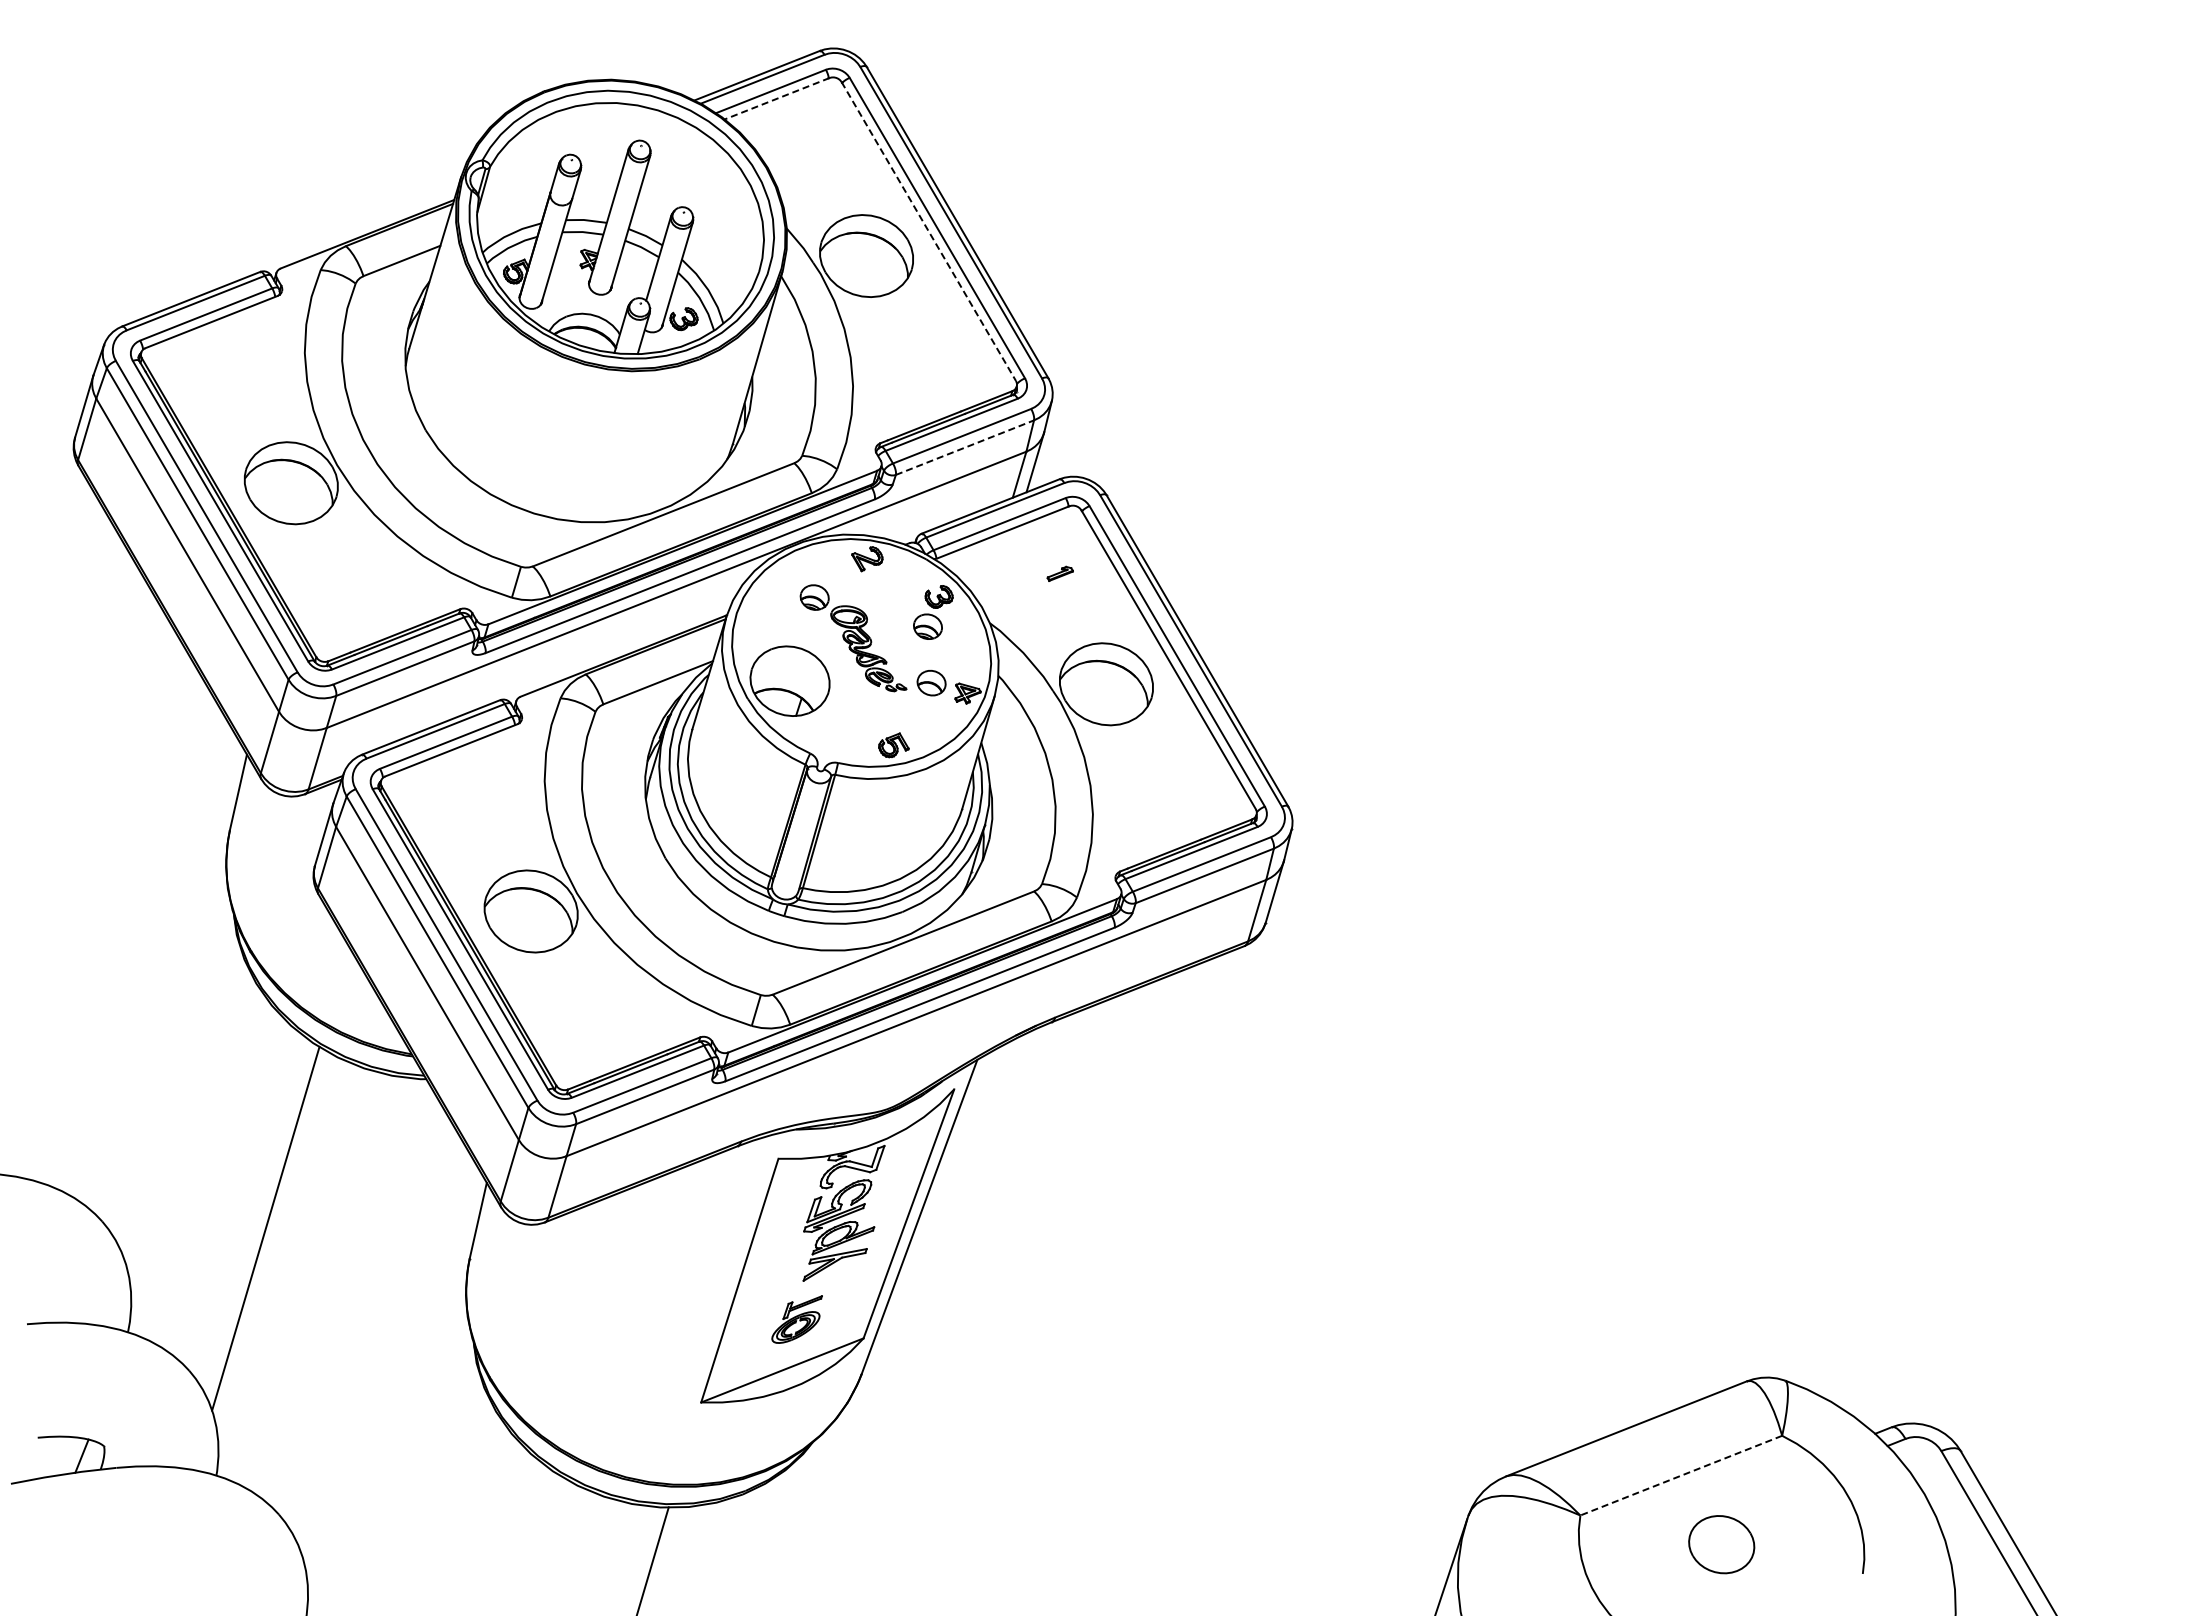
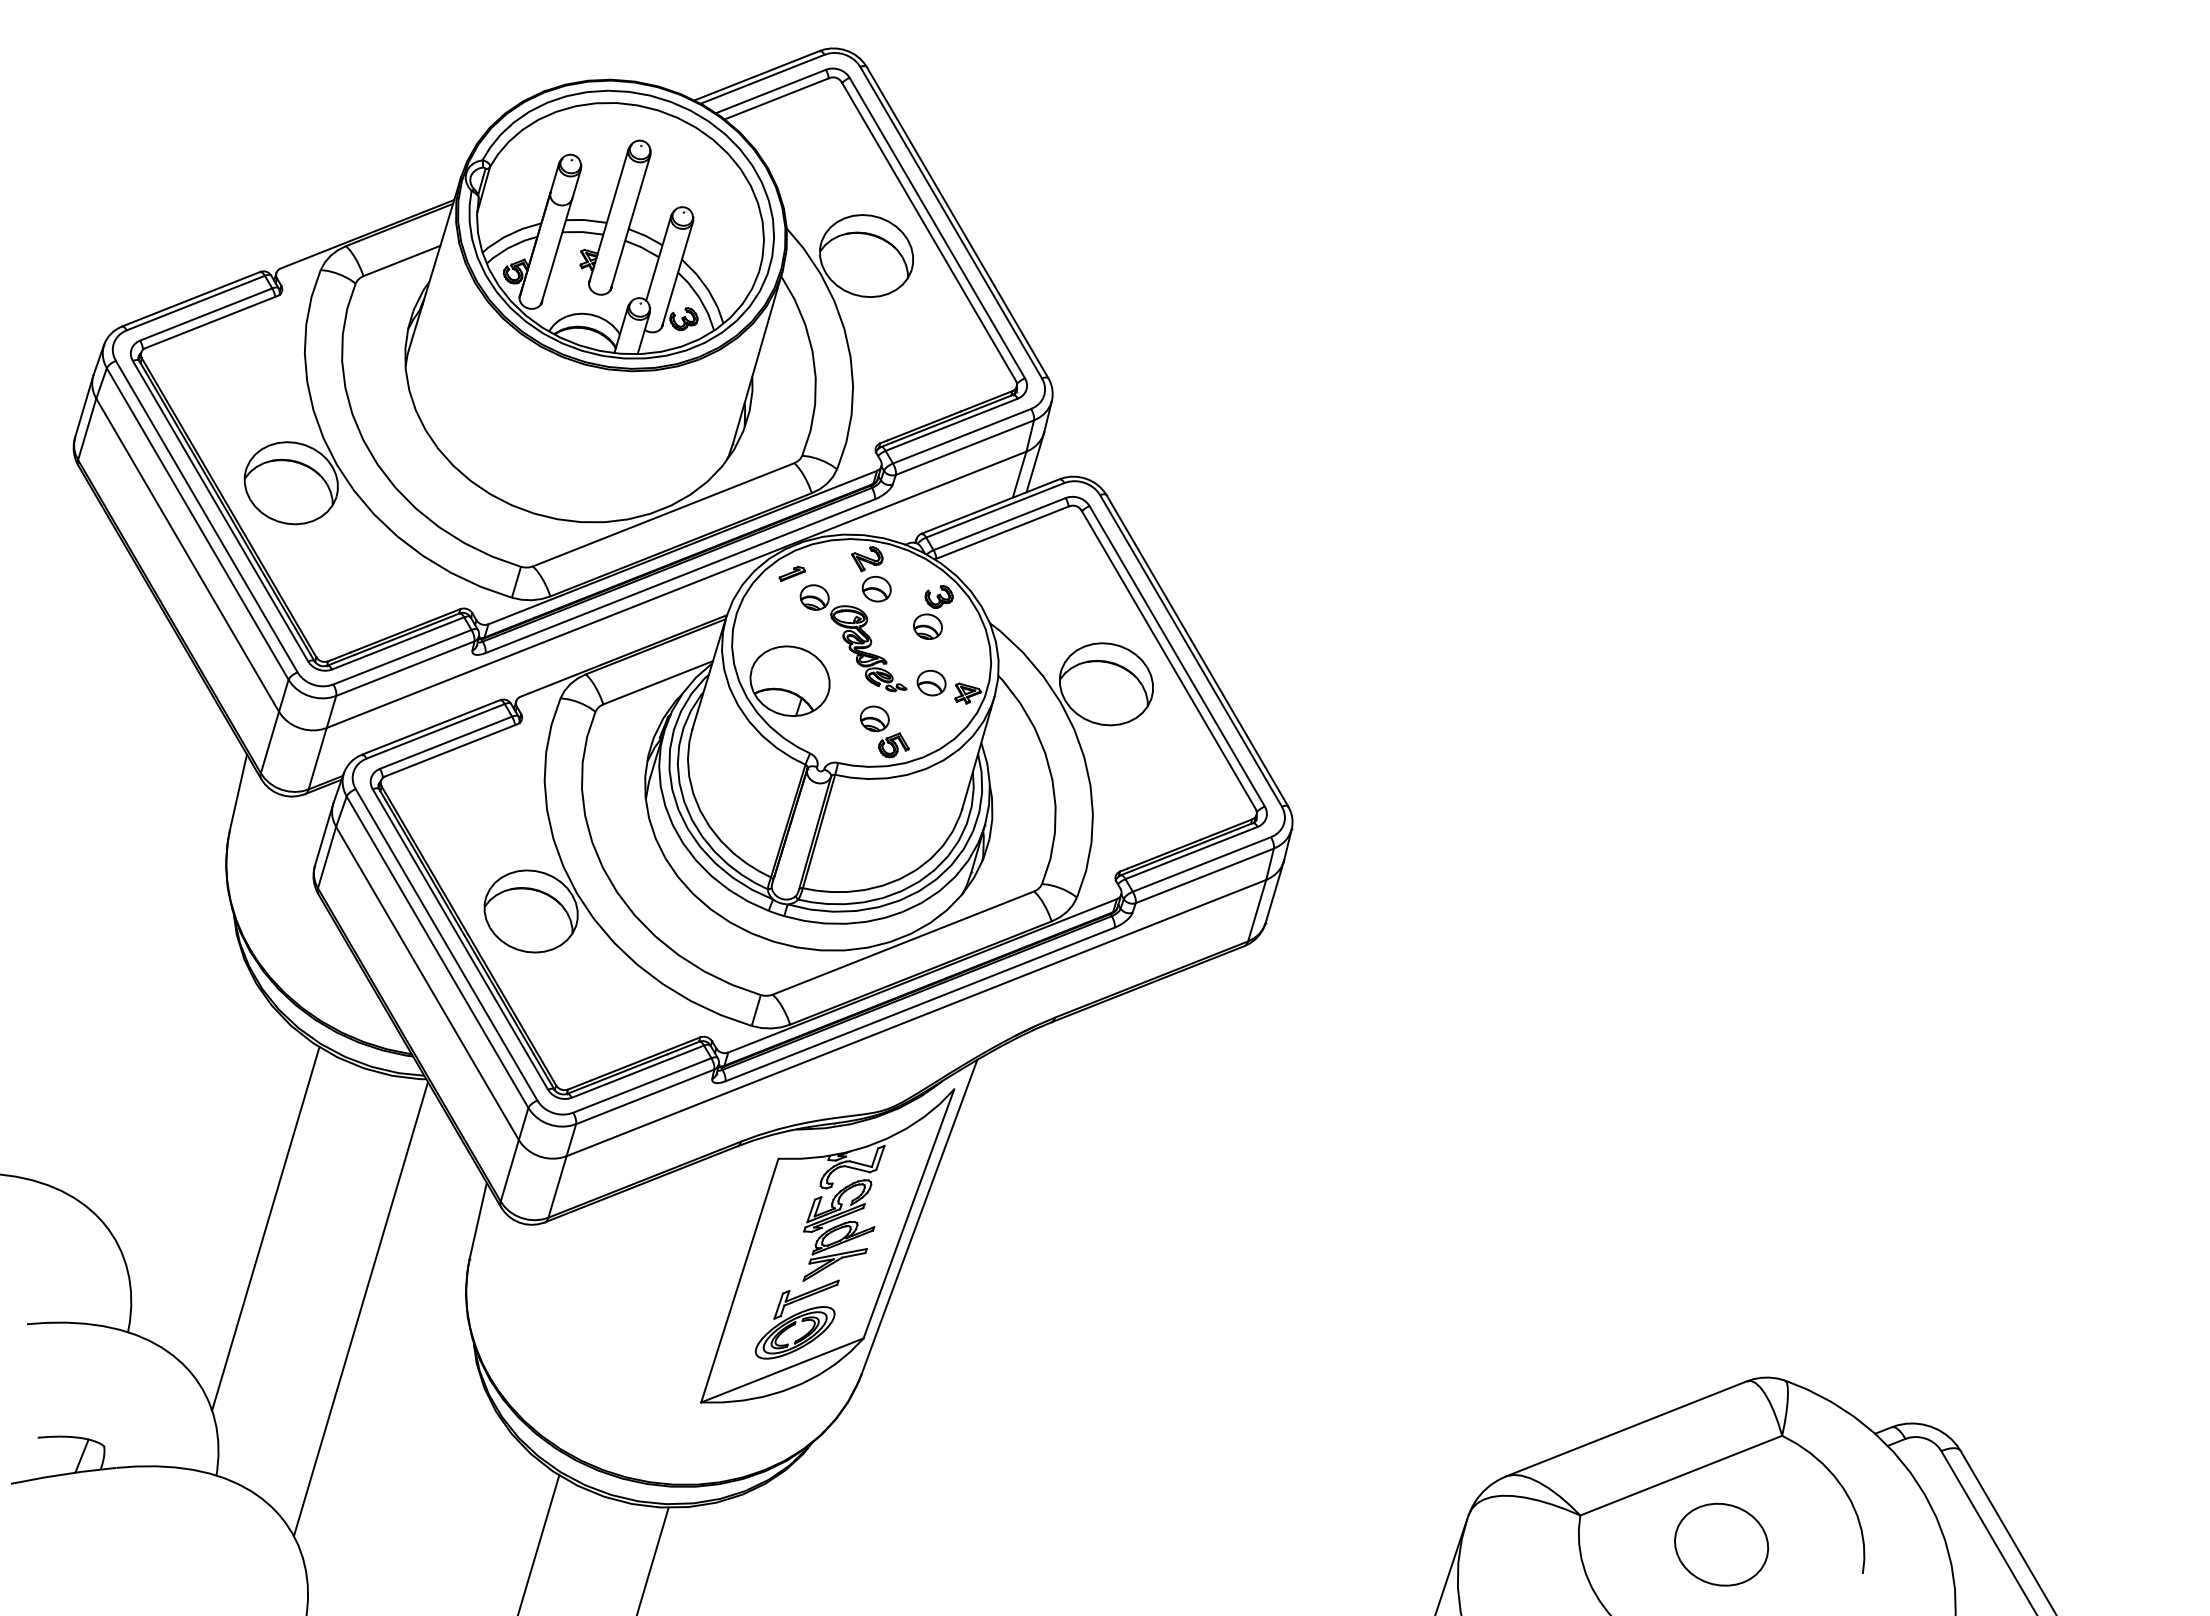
line: dashed -> solid (776, 98)
line: dashed -> solid (929, 231)
line: dashed -> solid (965, 447)
part position: (1059, 573) -> (791, 573) (791, 573)
part: none -> present (876, 589)
part: none -> present (874, 718)
line: none -> present (360, 1309)
part size: 52x49 px -> 86x81 px (796, 1319)
line: dashed -> solid (1680, 1475)
line: none -> present (538, 1543)
part size: 68x60 px -> 96x85 px (1721, 1544)
